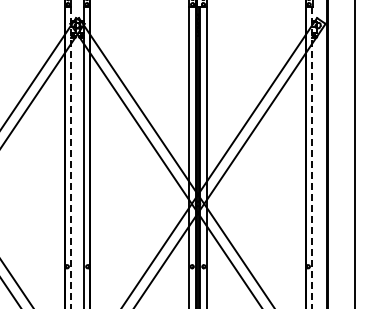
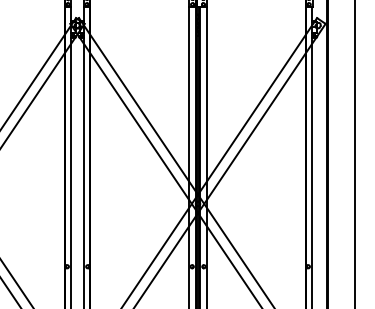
line: dashed -> solid (71, 157)
line: dashed -> solid (312, 157)
